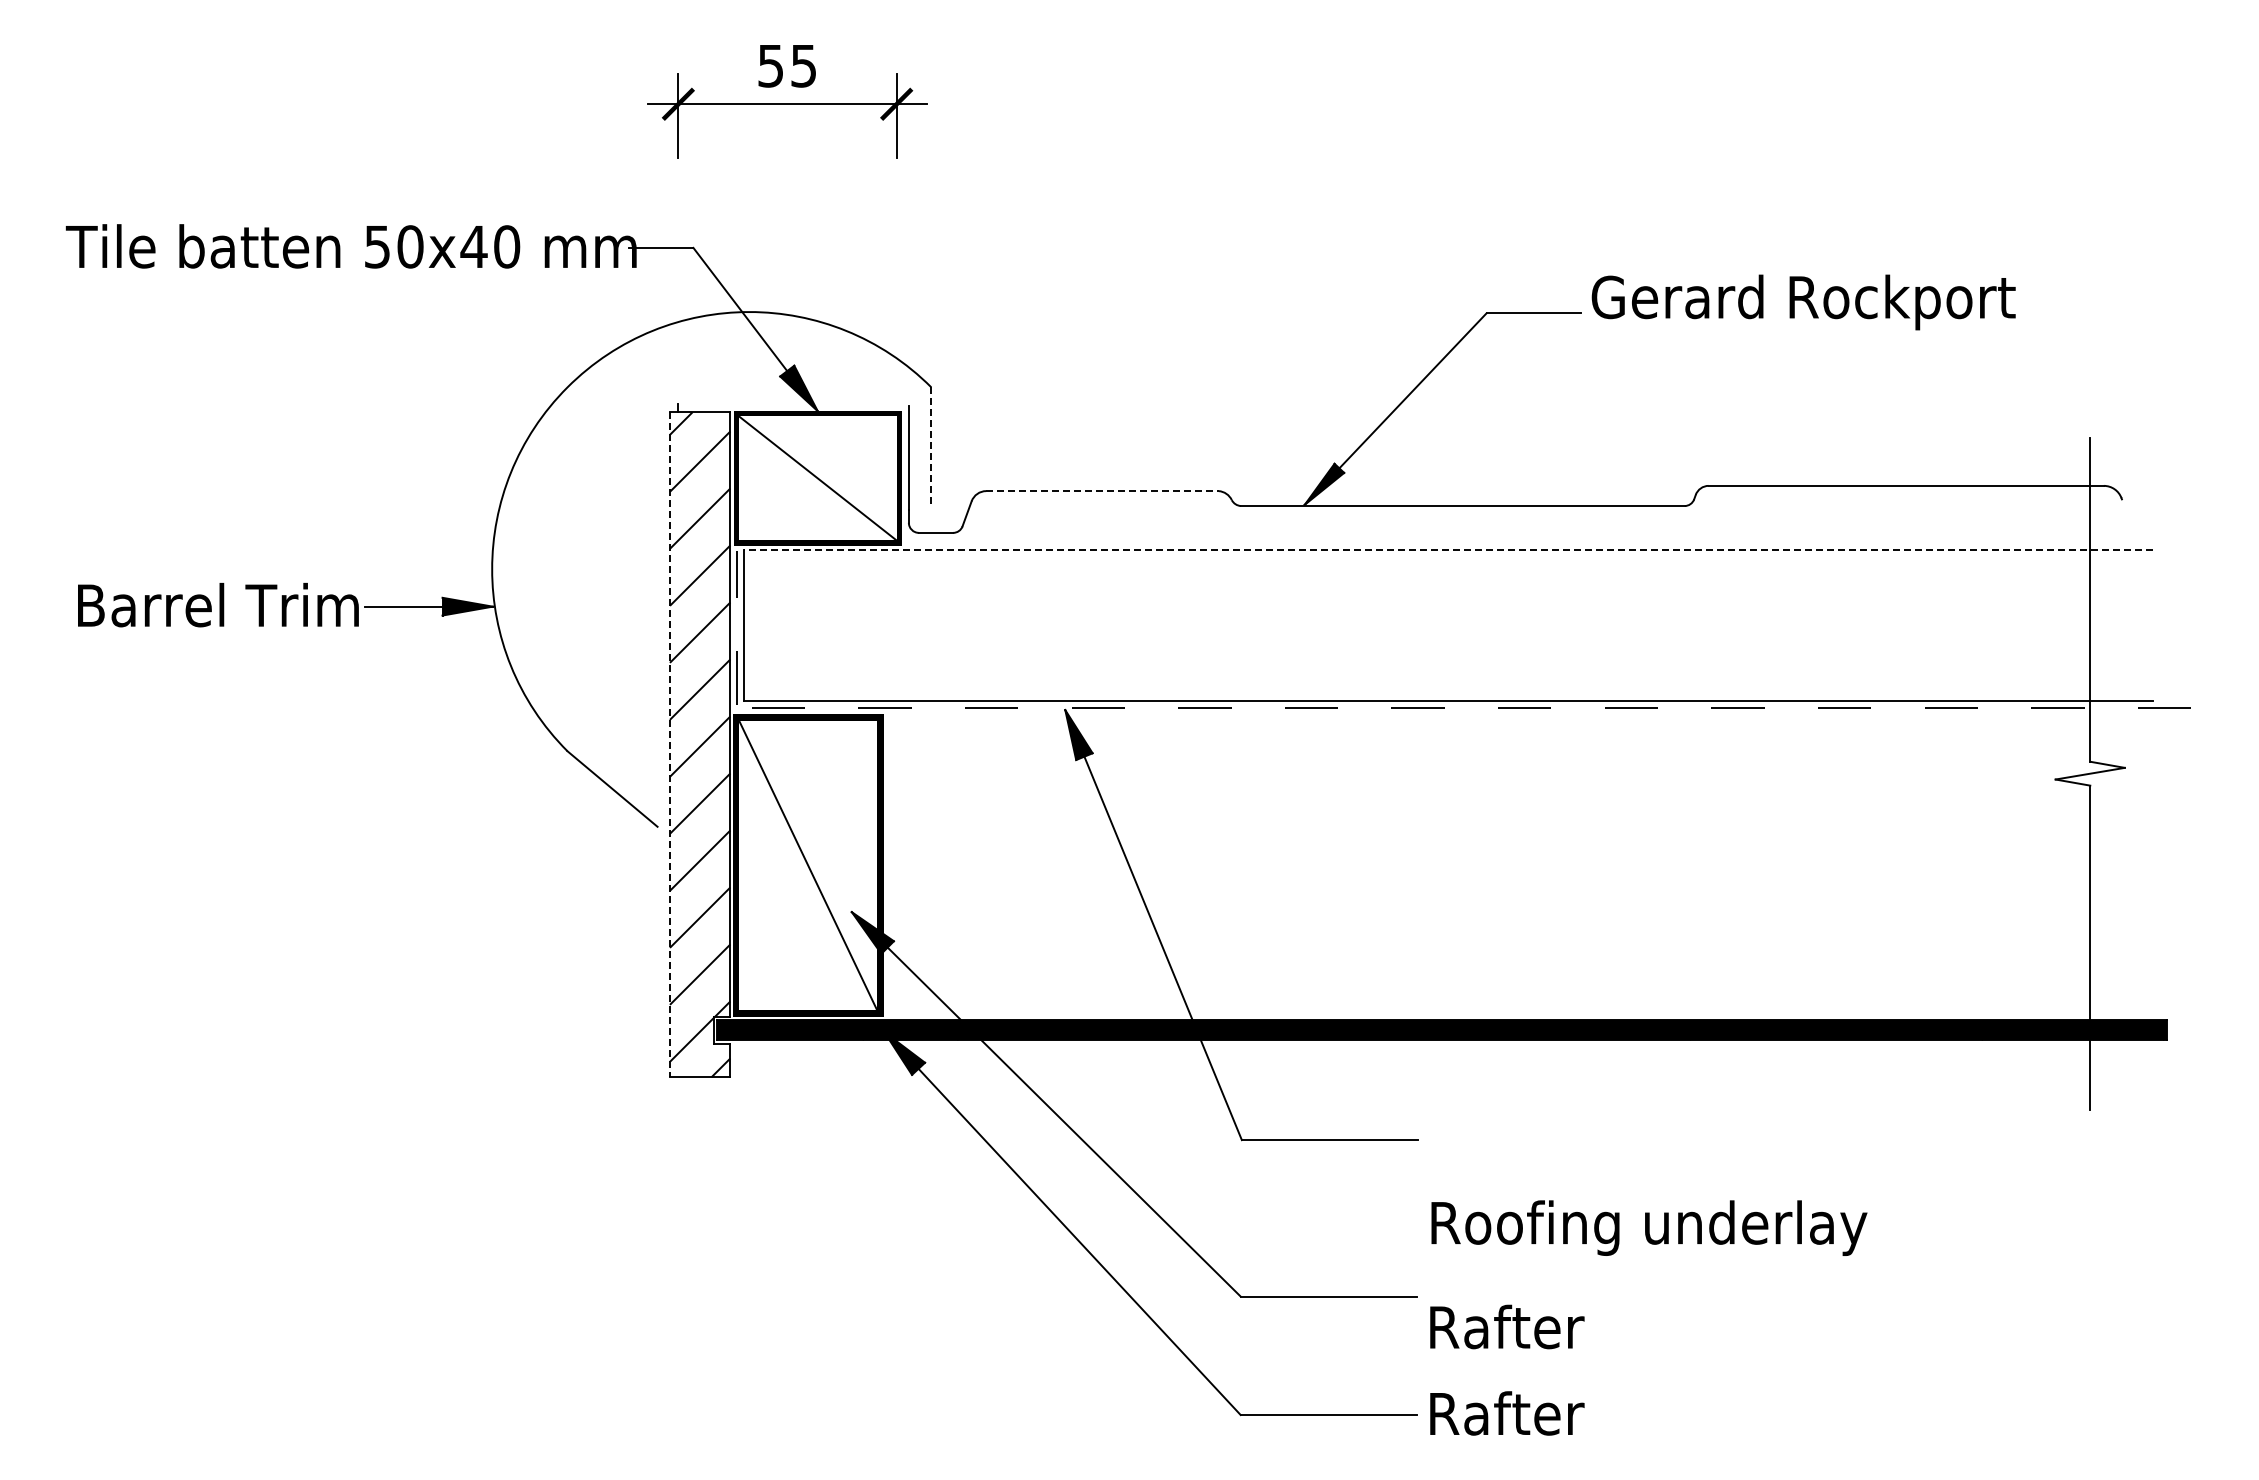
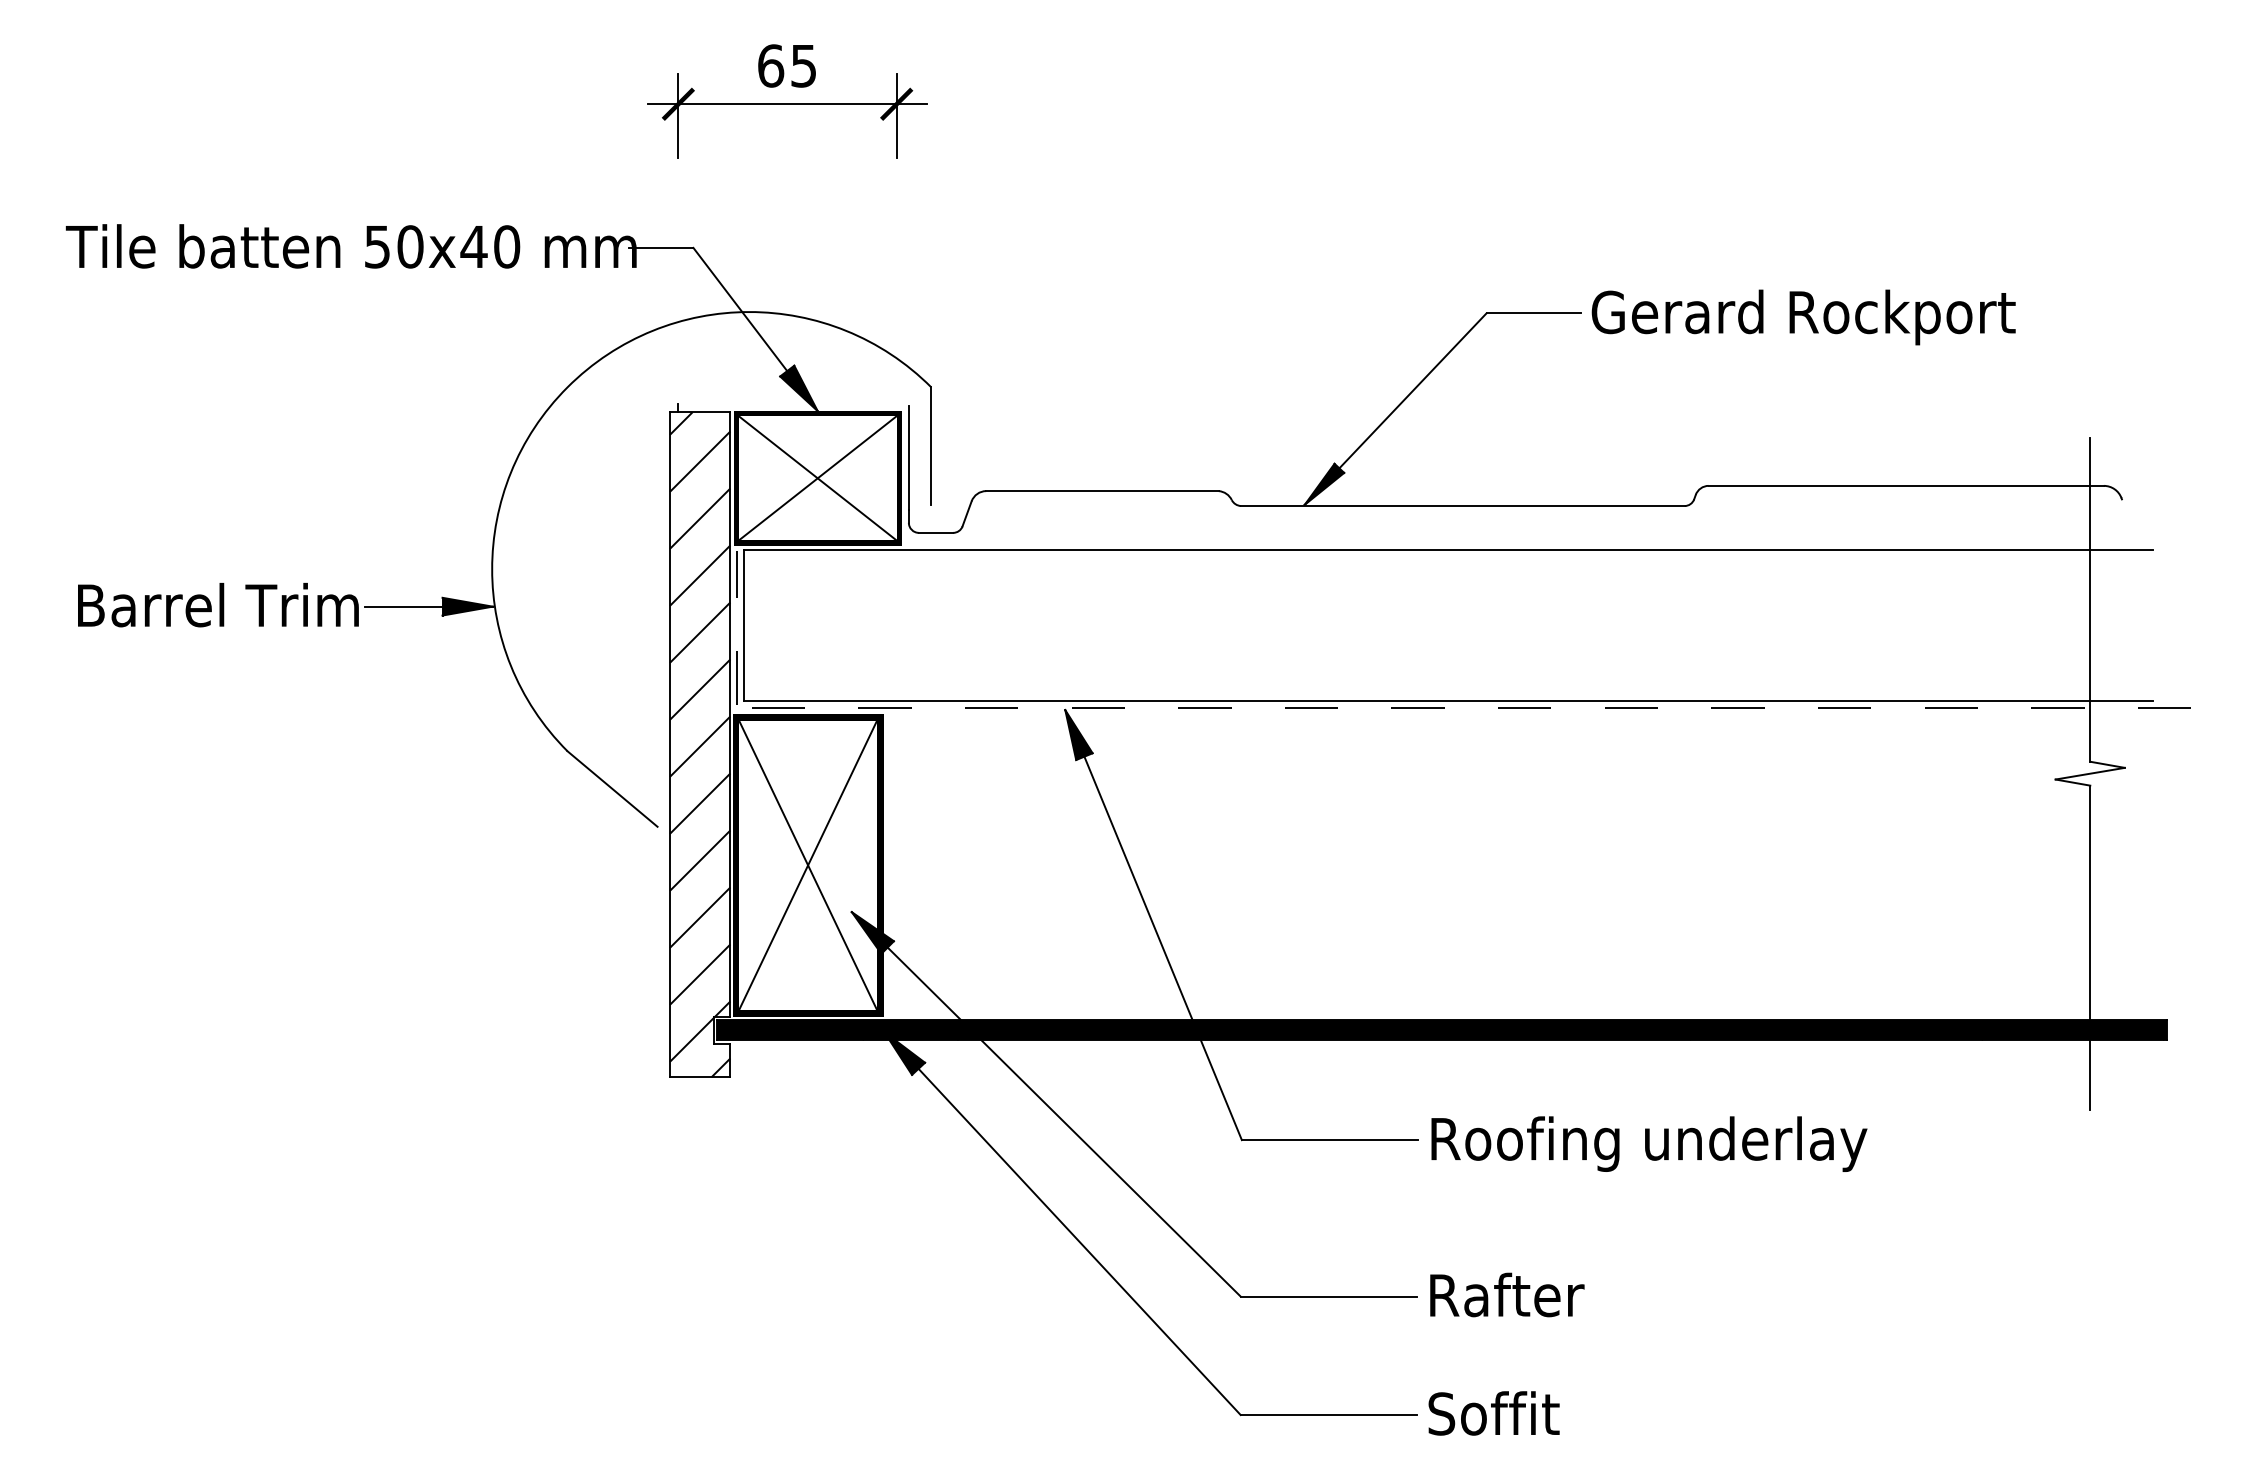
text: 55 -> 65 (771, 65)
text position: (1803, 302) -> (1803, 317) (1803, 317)
line: dashed -> solid (931, 446)
line: none -> present (817, 478)
line: dashed -> solid (1102, 491)
line: dashed -> solid (1448, 549)
line: dashed -> solid (669, 744)
line: none -> present (807, 864)
text position: (1649, 1227) -> (1649, 1143) (1649, 1143)
text position: (1507, 1326) -> (1507, 1294) (1507, 1294)
text: Rafter -> Soffit (1506, 1413)
